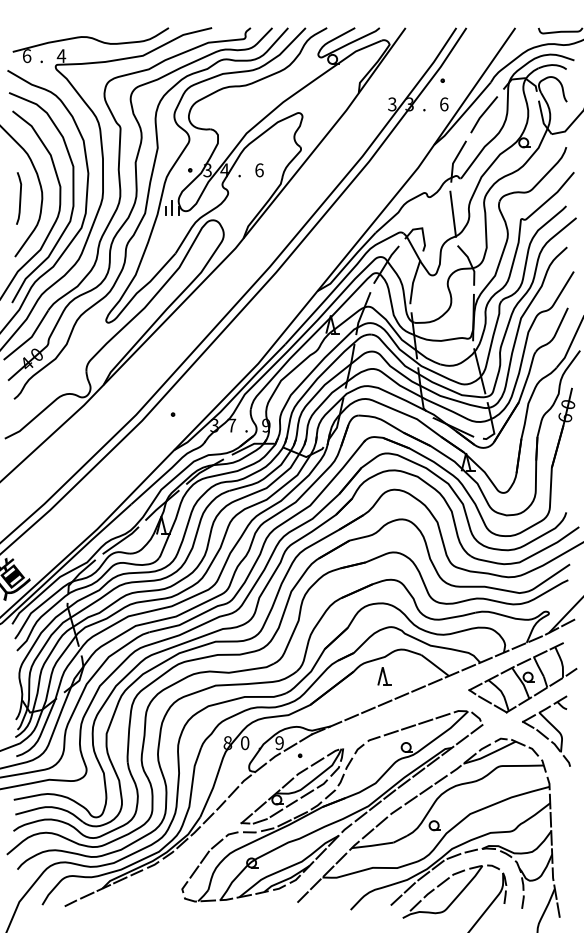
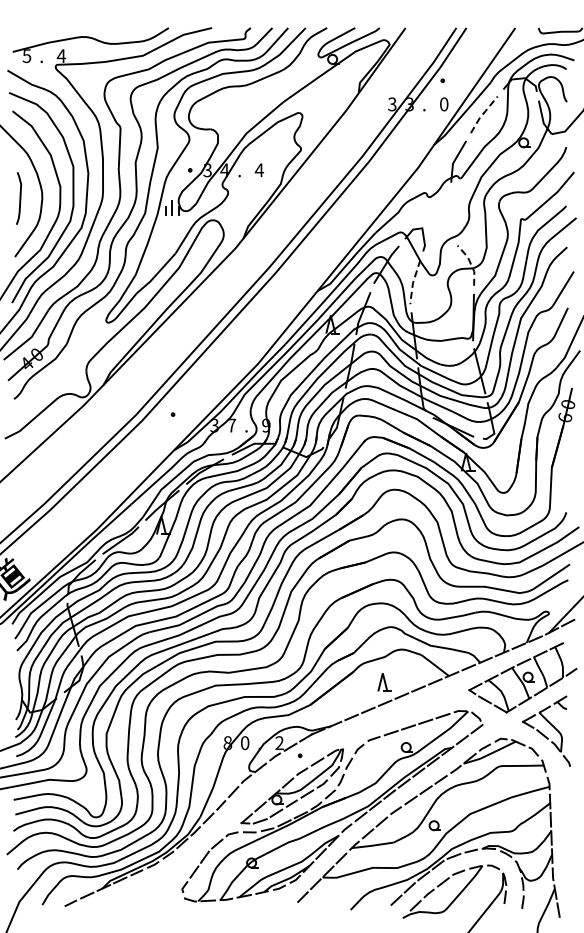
text: 6 -> 5 (26, 55)
text: 6 -> 0 (444, 104)
line: solid -> dashed (482, 114)
text: 6 -> 4 (259, 170)
line: present -> none (453, 213)
line: solid -> dashed (470, 263)
line: solid -> dashed (413, 282)
part position: (384, 676) -> (384, 682) (384, 682)
text: 9 -> 2 (279, 743)
